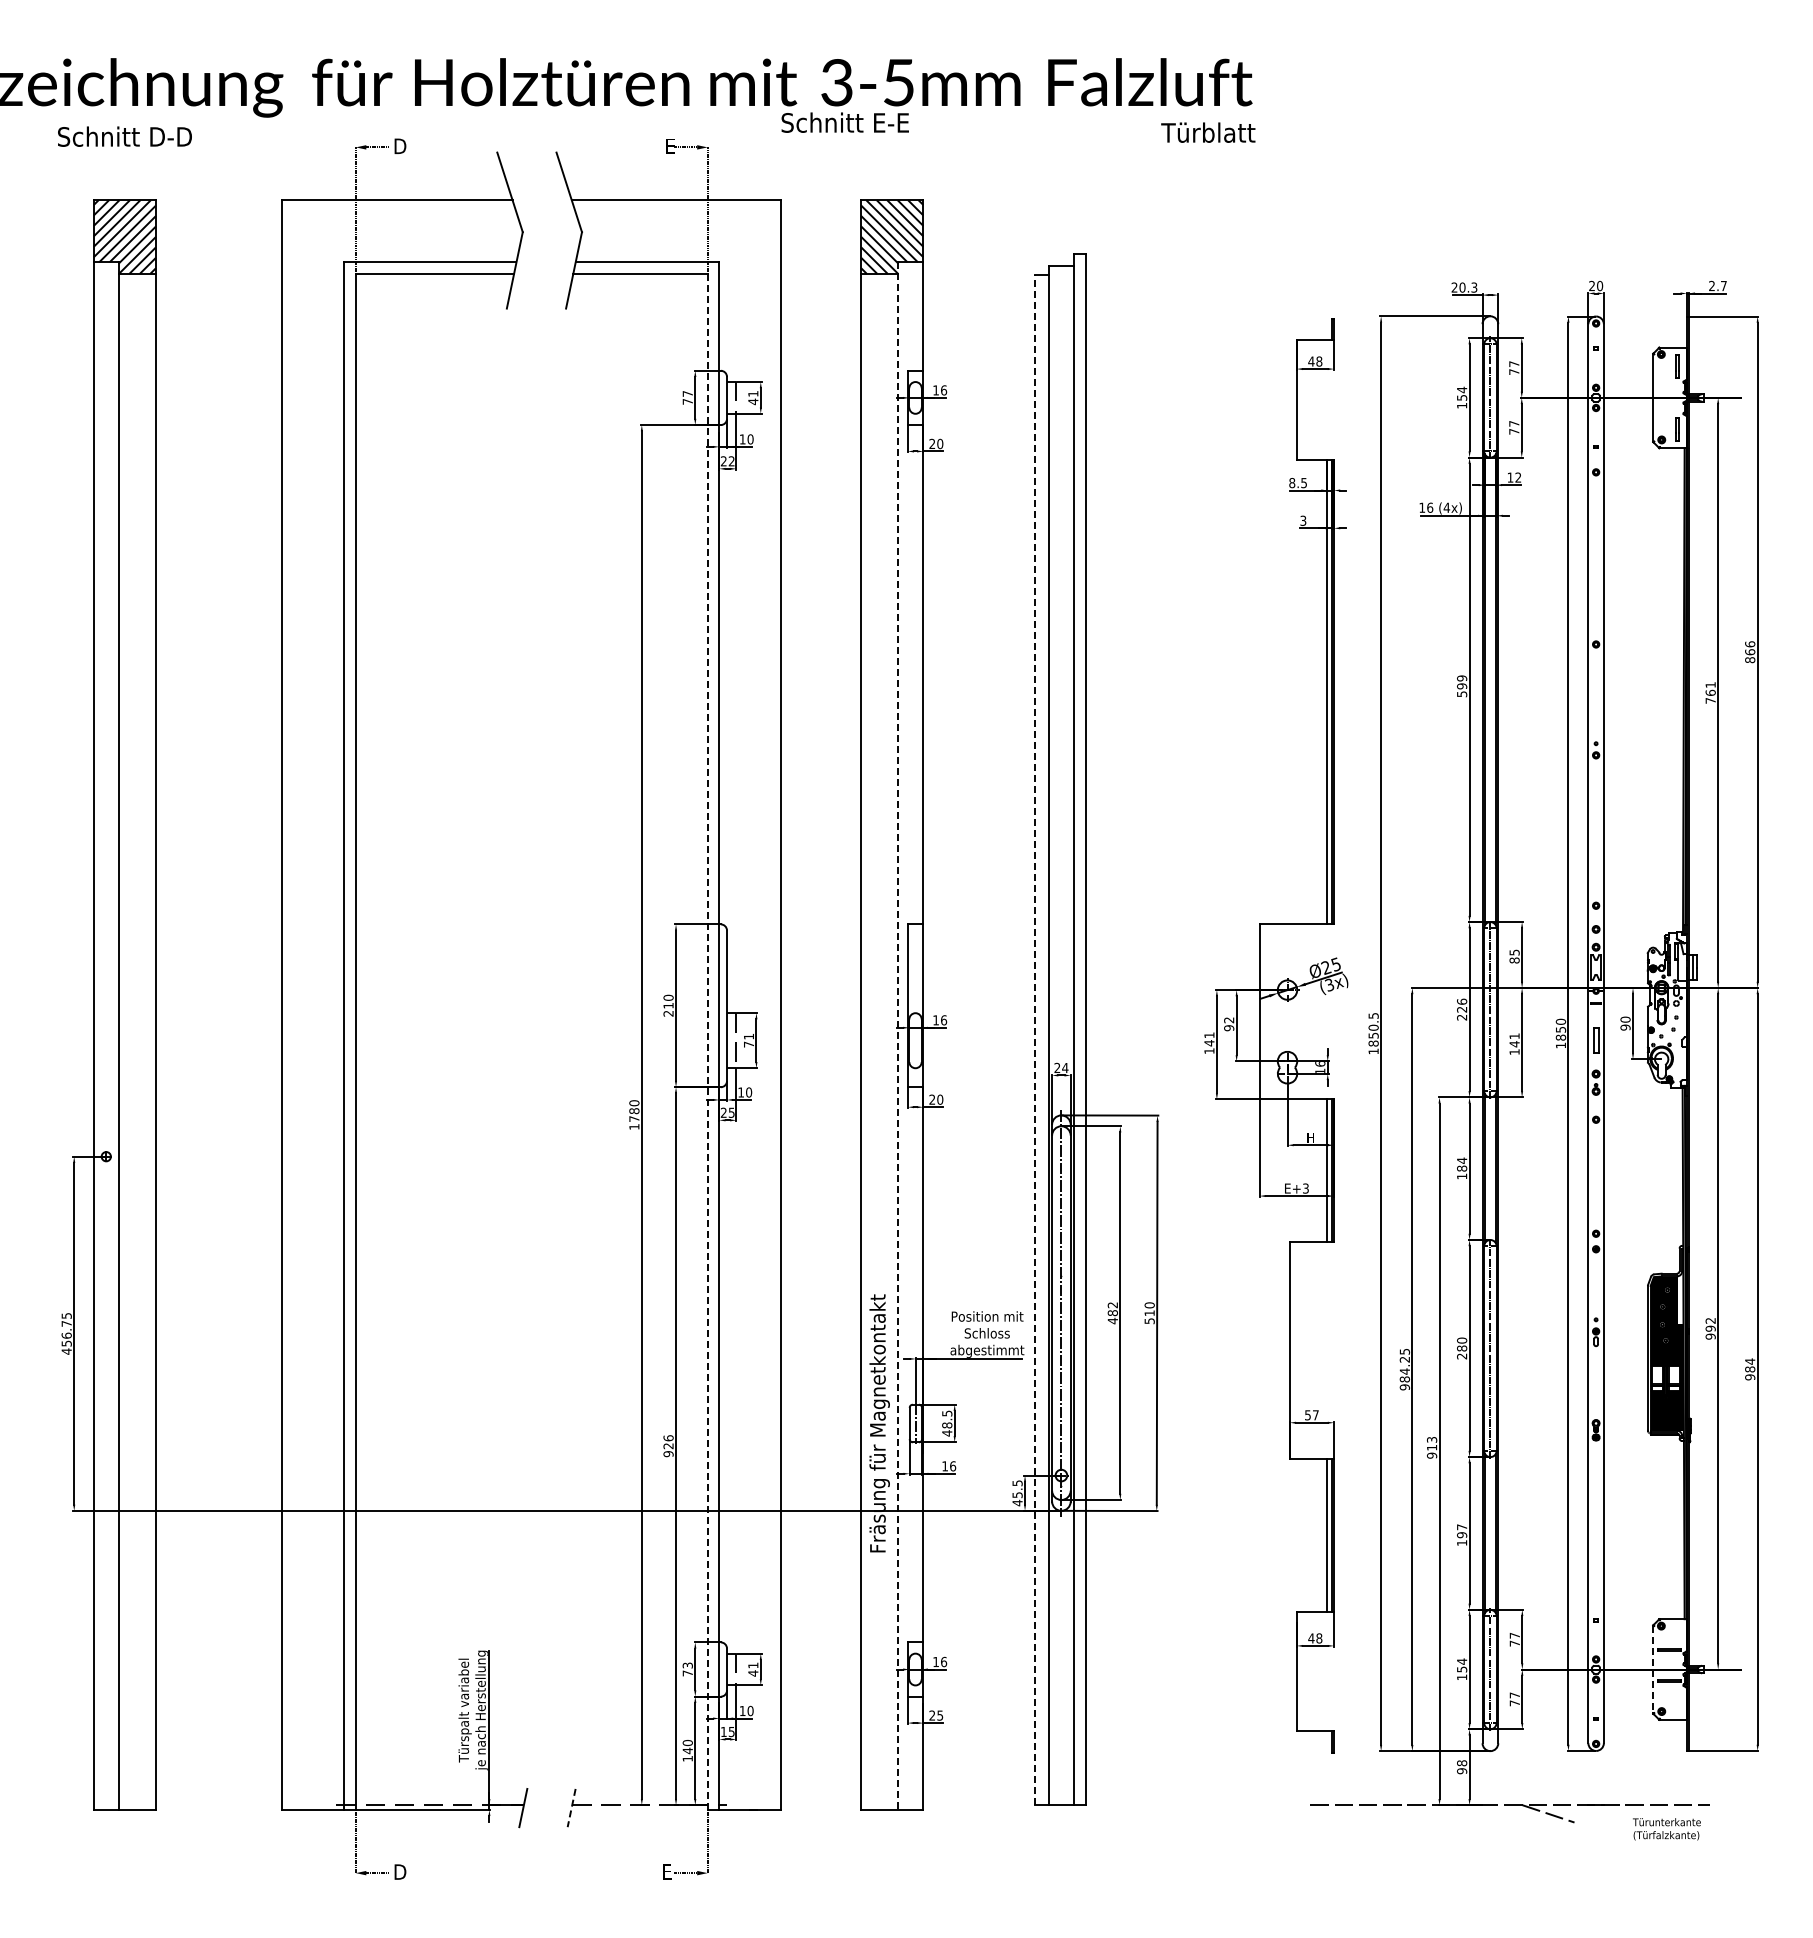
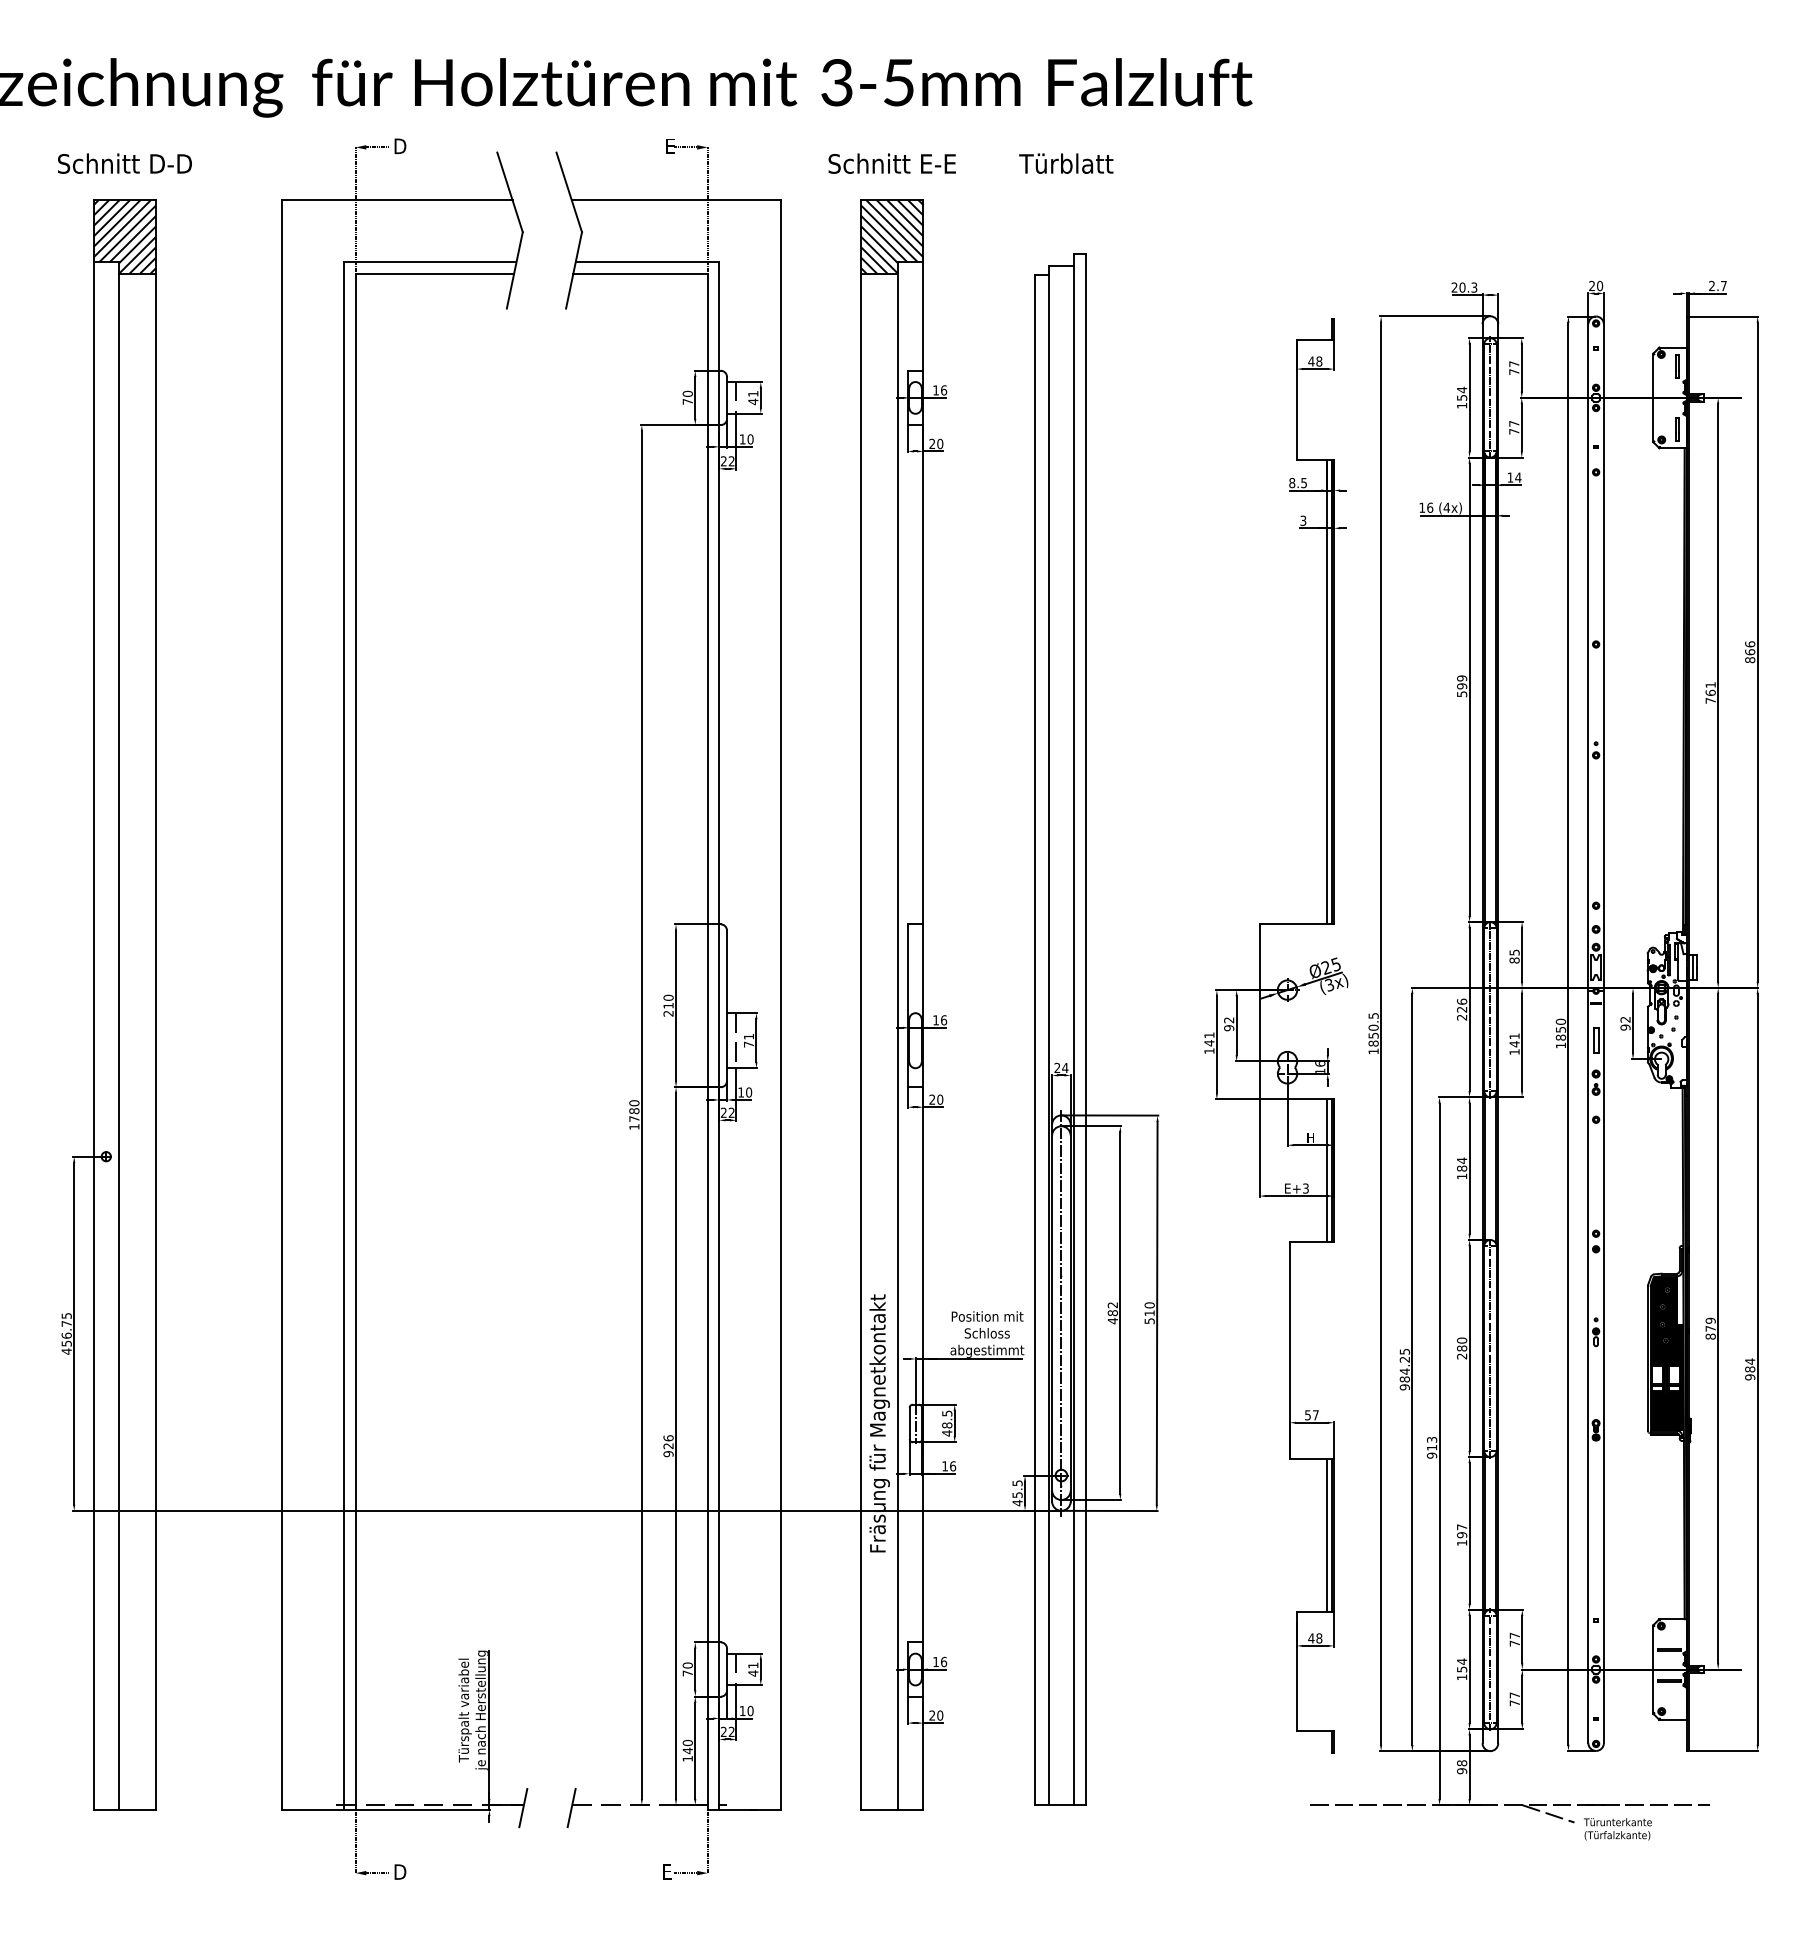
text position: (844, 122) -> (891, 163) (891, 163)
text position: (1208, 132) -> (1066, 163) (1066, 163)
text position: (124, 136) -> (124, 163) (124, 163)
text: 77 -> 70 (687, 393)
text: 12 -> 14 (1518, 477)
text: 90 -> 92 (1625, 1019)
line: dashed -> solid (898, 1036)
line: dashed -> solid (1035, 1040)
line: dashed -> solid (707, 1042)
text: 25 -> 22 (731, 1112)
text: 992 -> 879 (1710, 1328)
text: 73 -> 70 (687, 1665)
line: dashed -> solid (1653, 1669)
text: 25 -> 20 (940, 1715)
text: 15 -> 22 (727, 1731)
line: dashed -> solid (571, 1808)
text position: (1666, 1829) -> (1617, 1829) (1617, 1829)
